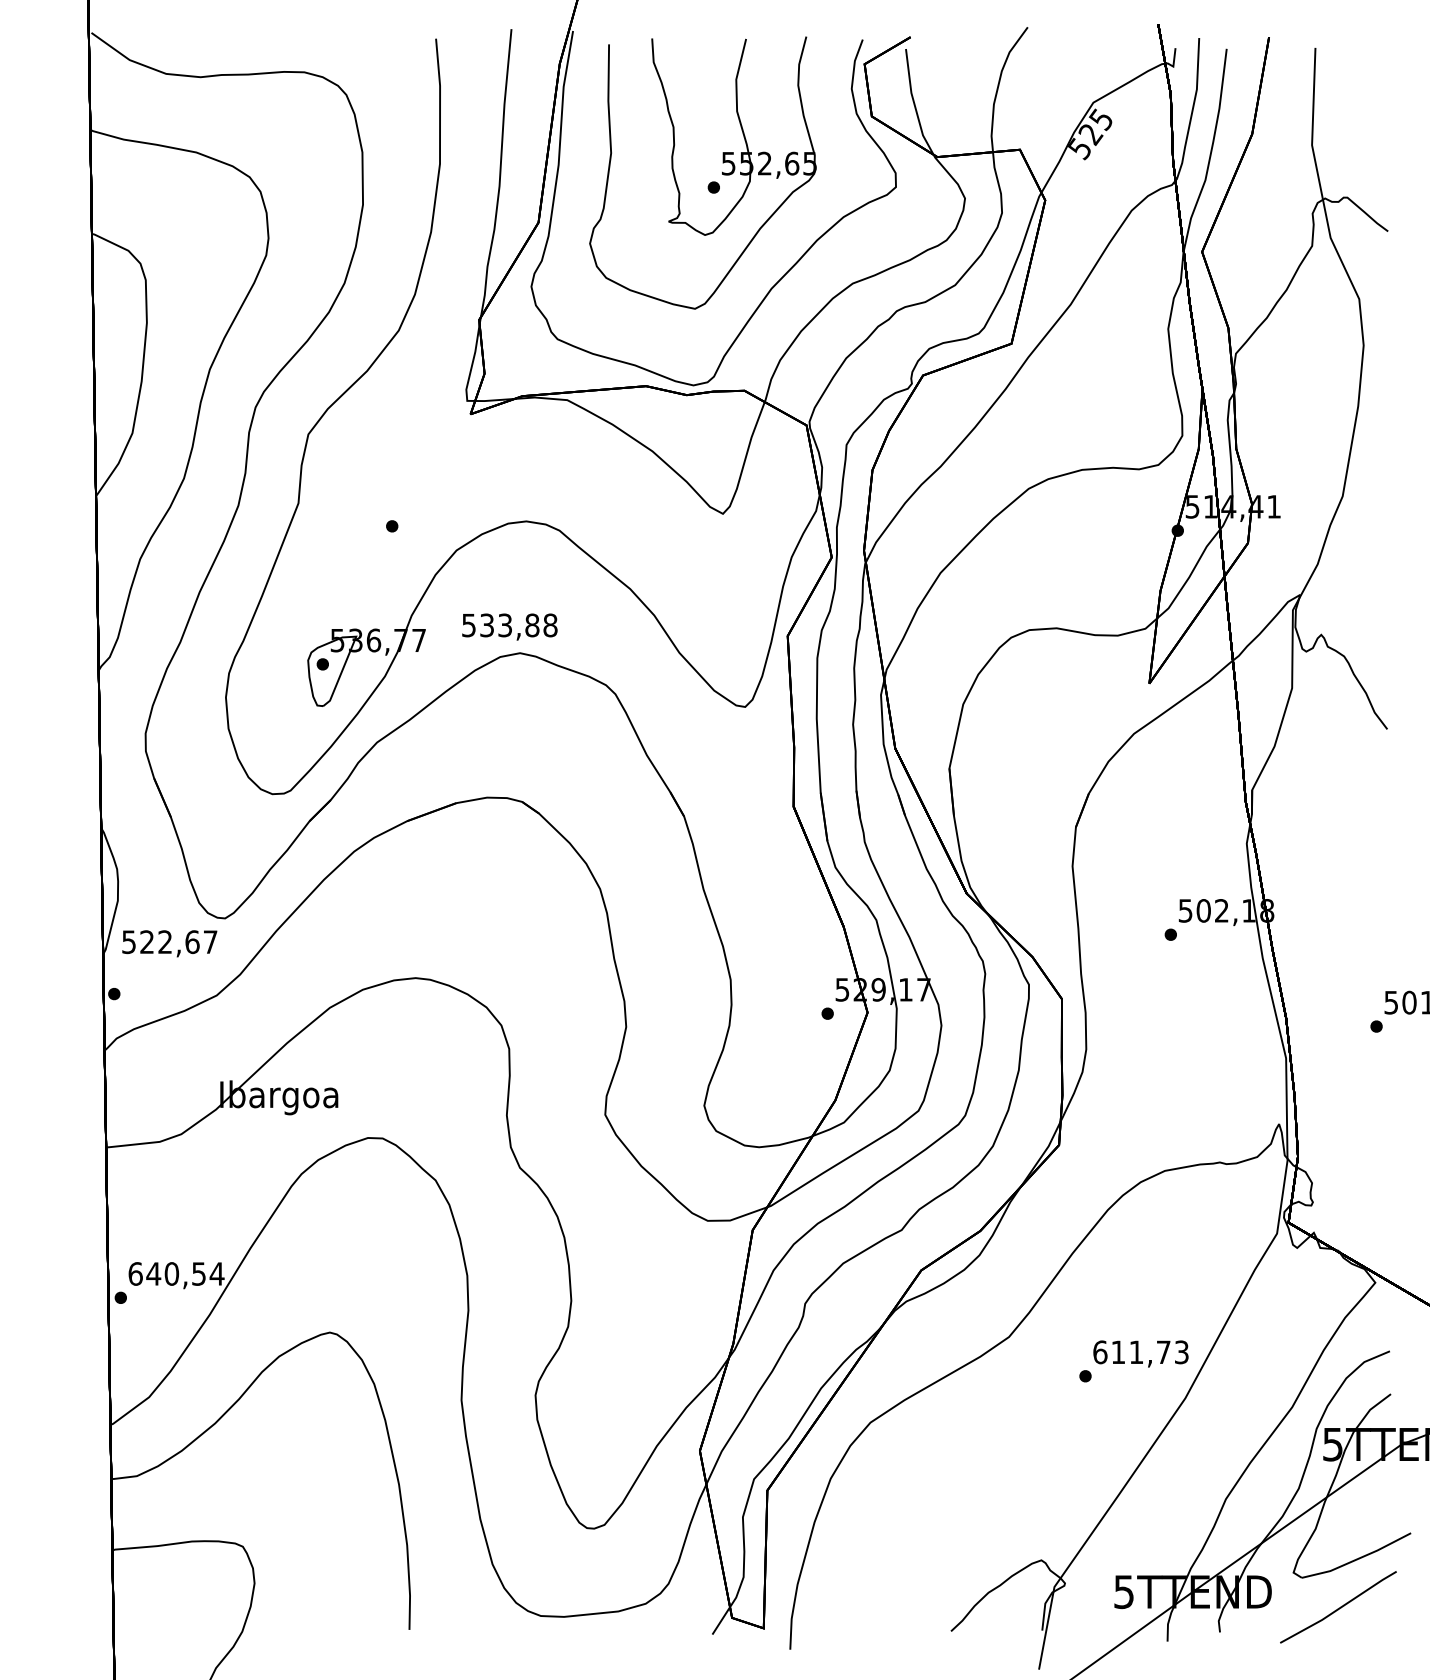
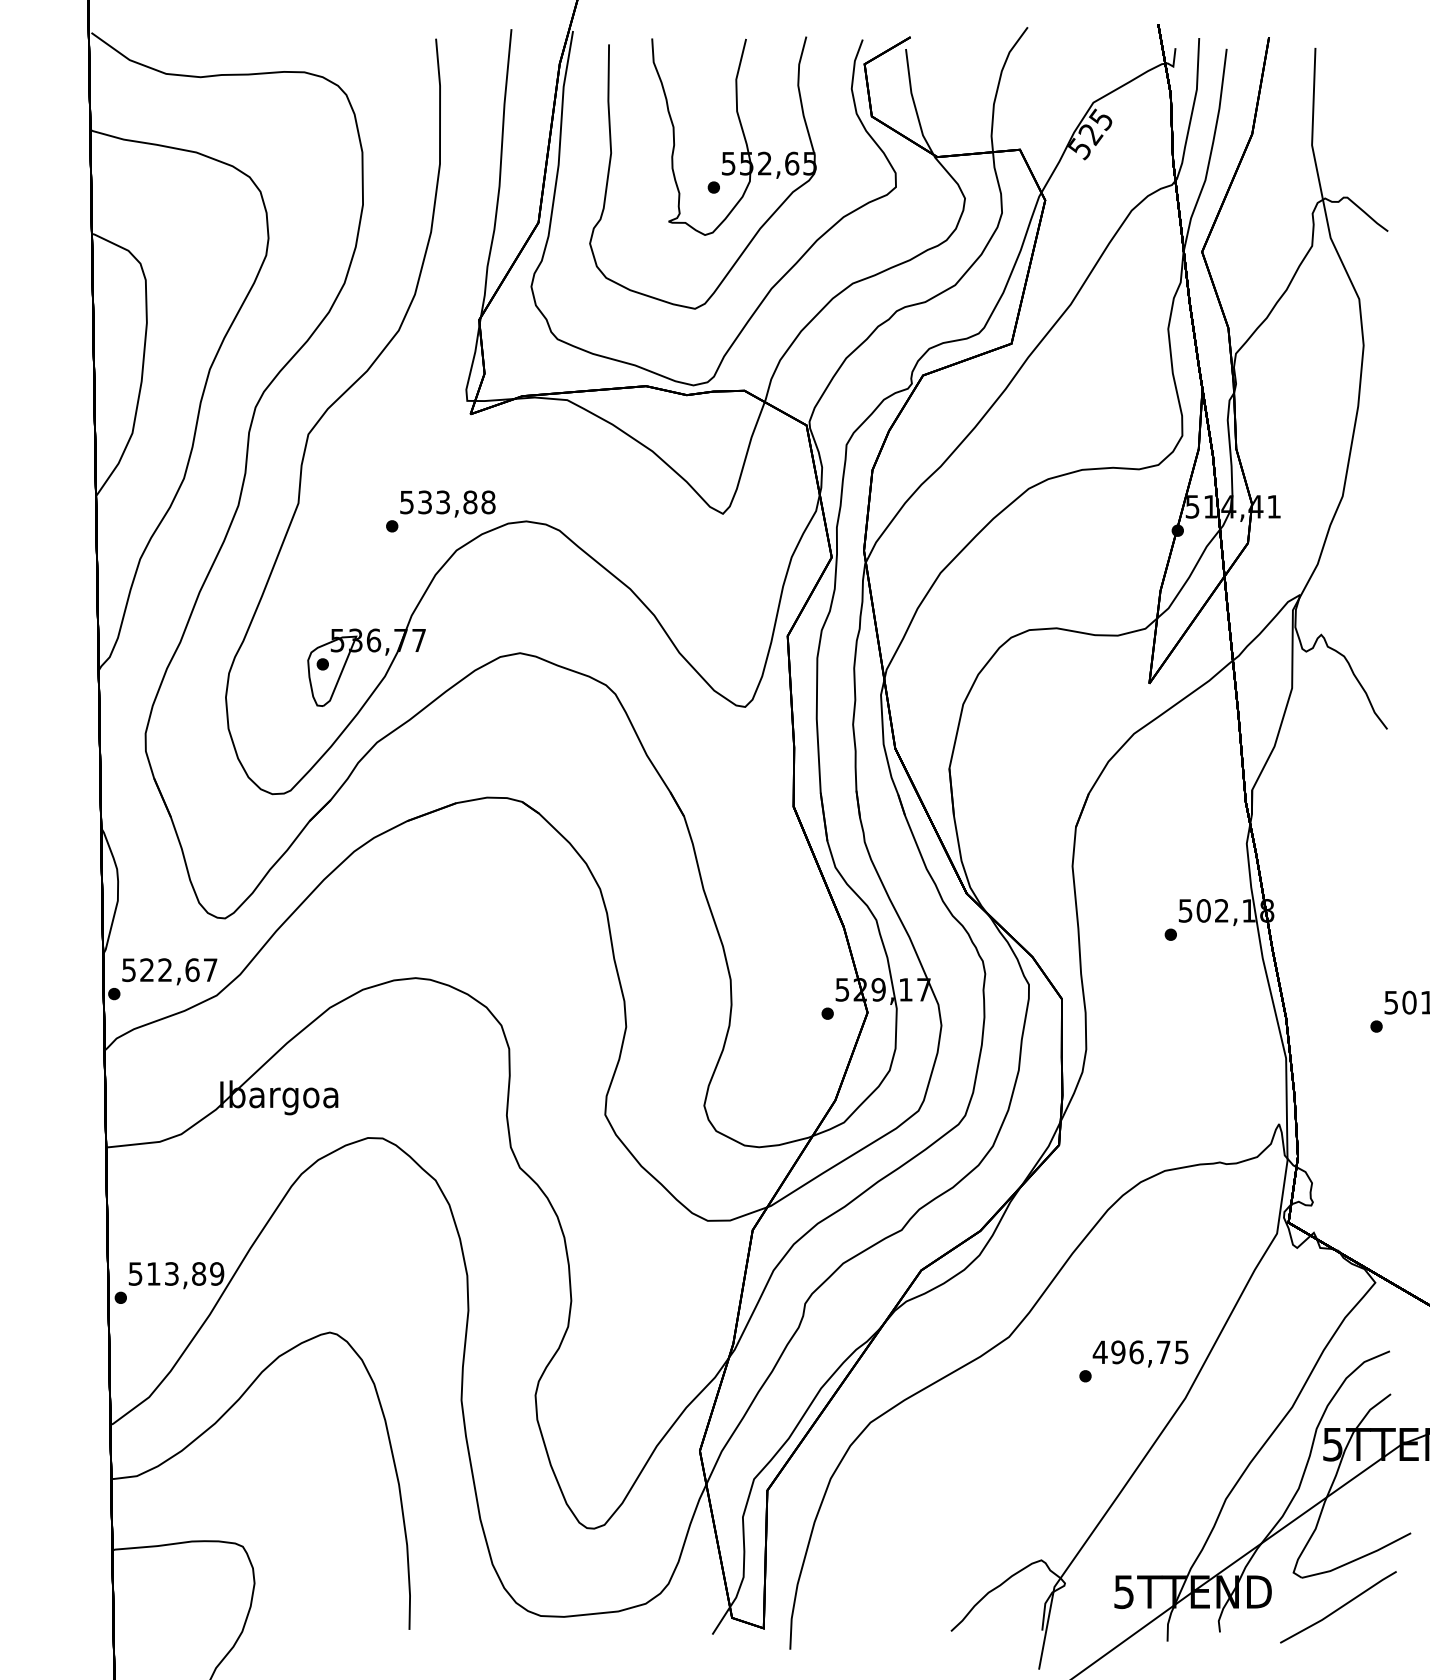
text position: (509, 626) -> (447, 503) (447, 503)
text position: (169, 943) -> (169, 971) (169, 971)
text: 640,54 -> 513,89 (176, 1273)
text: 611,73 -> 496,75 (1140, 1352)
